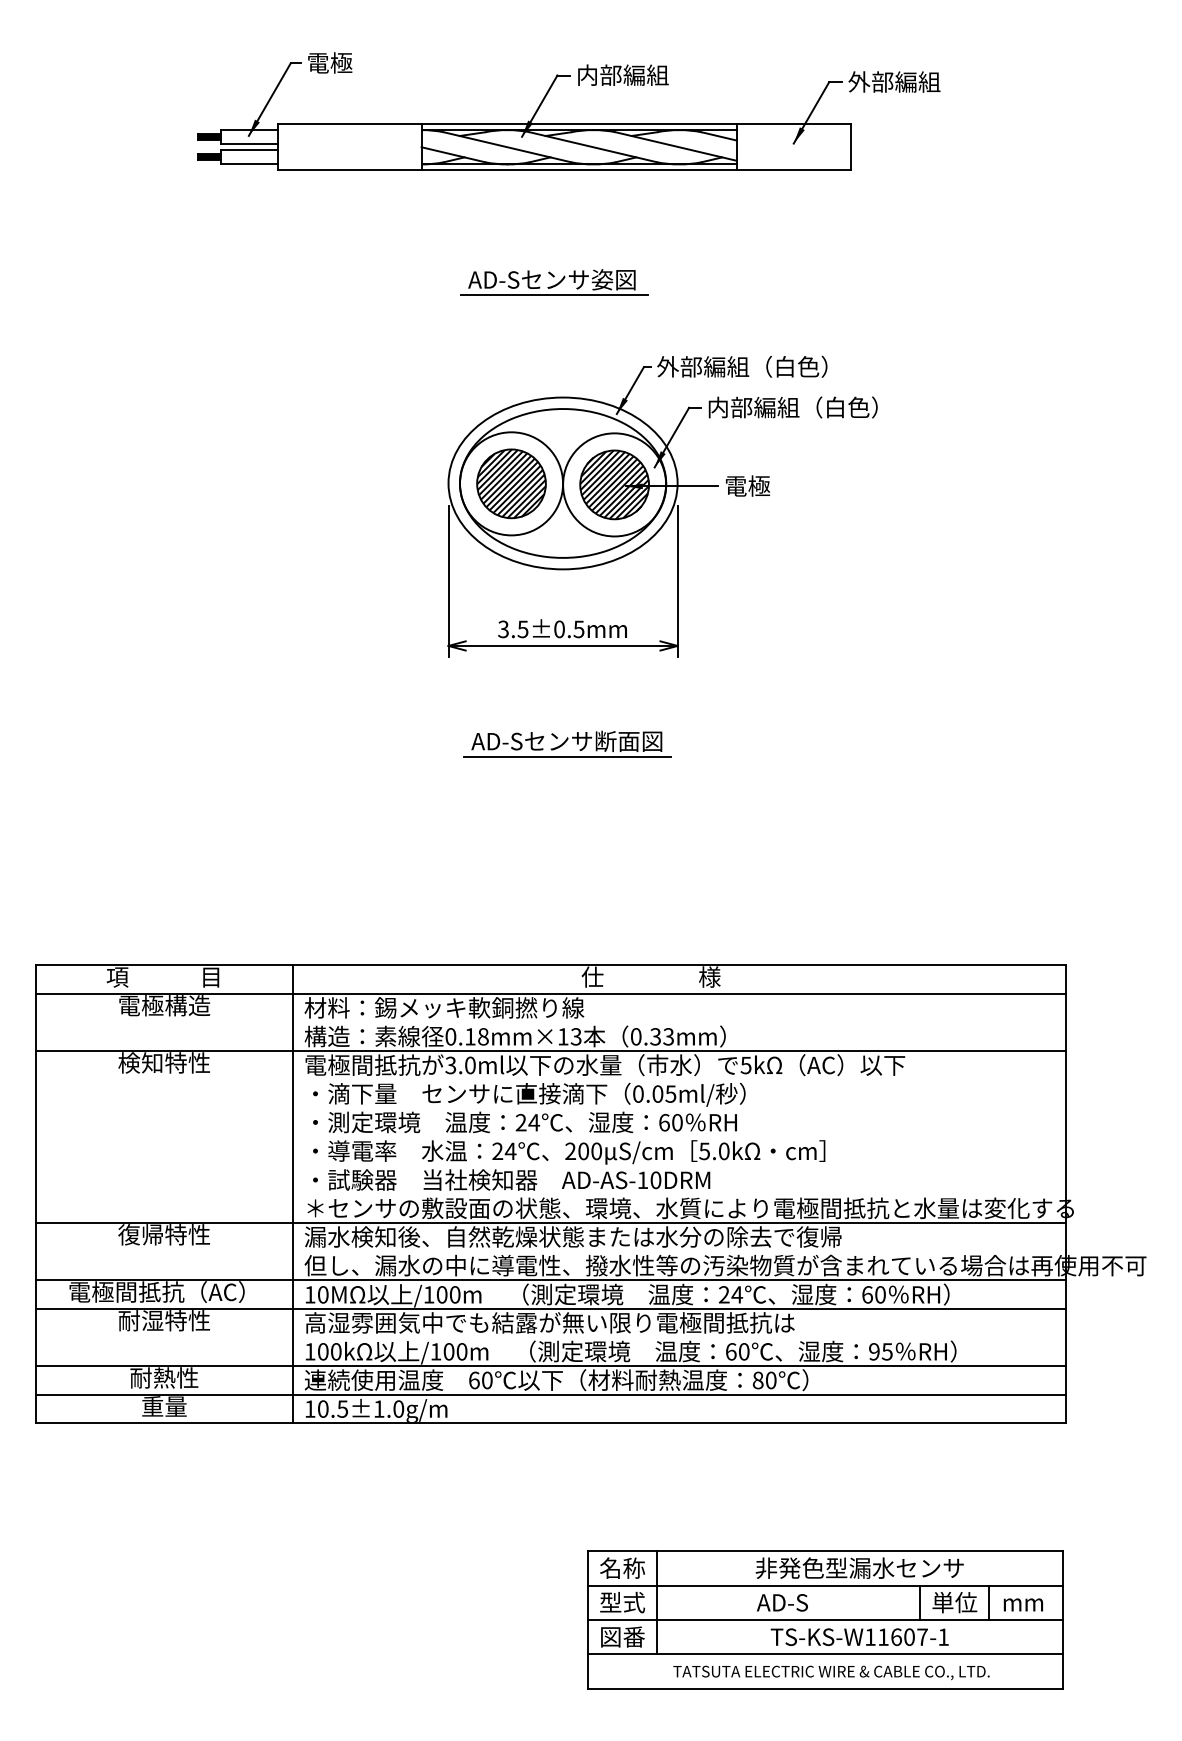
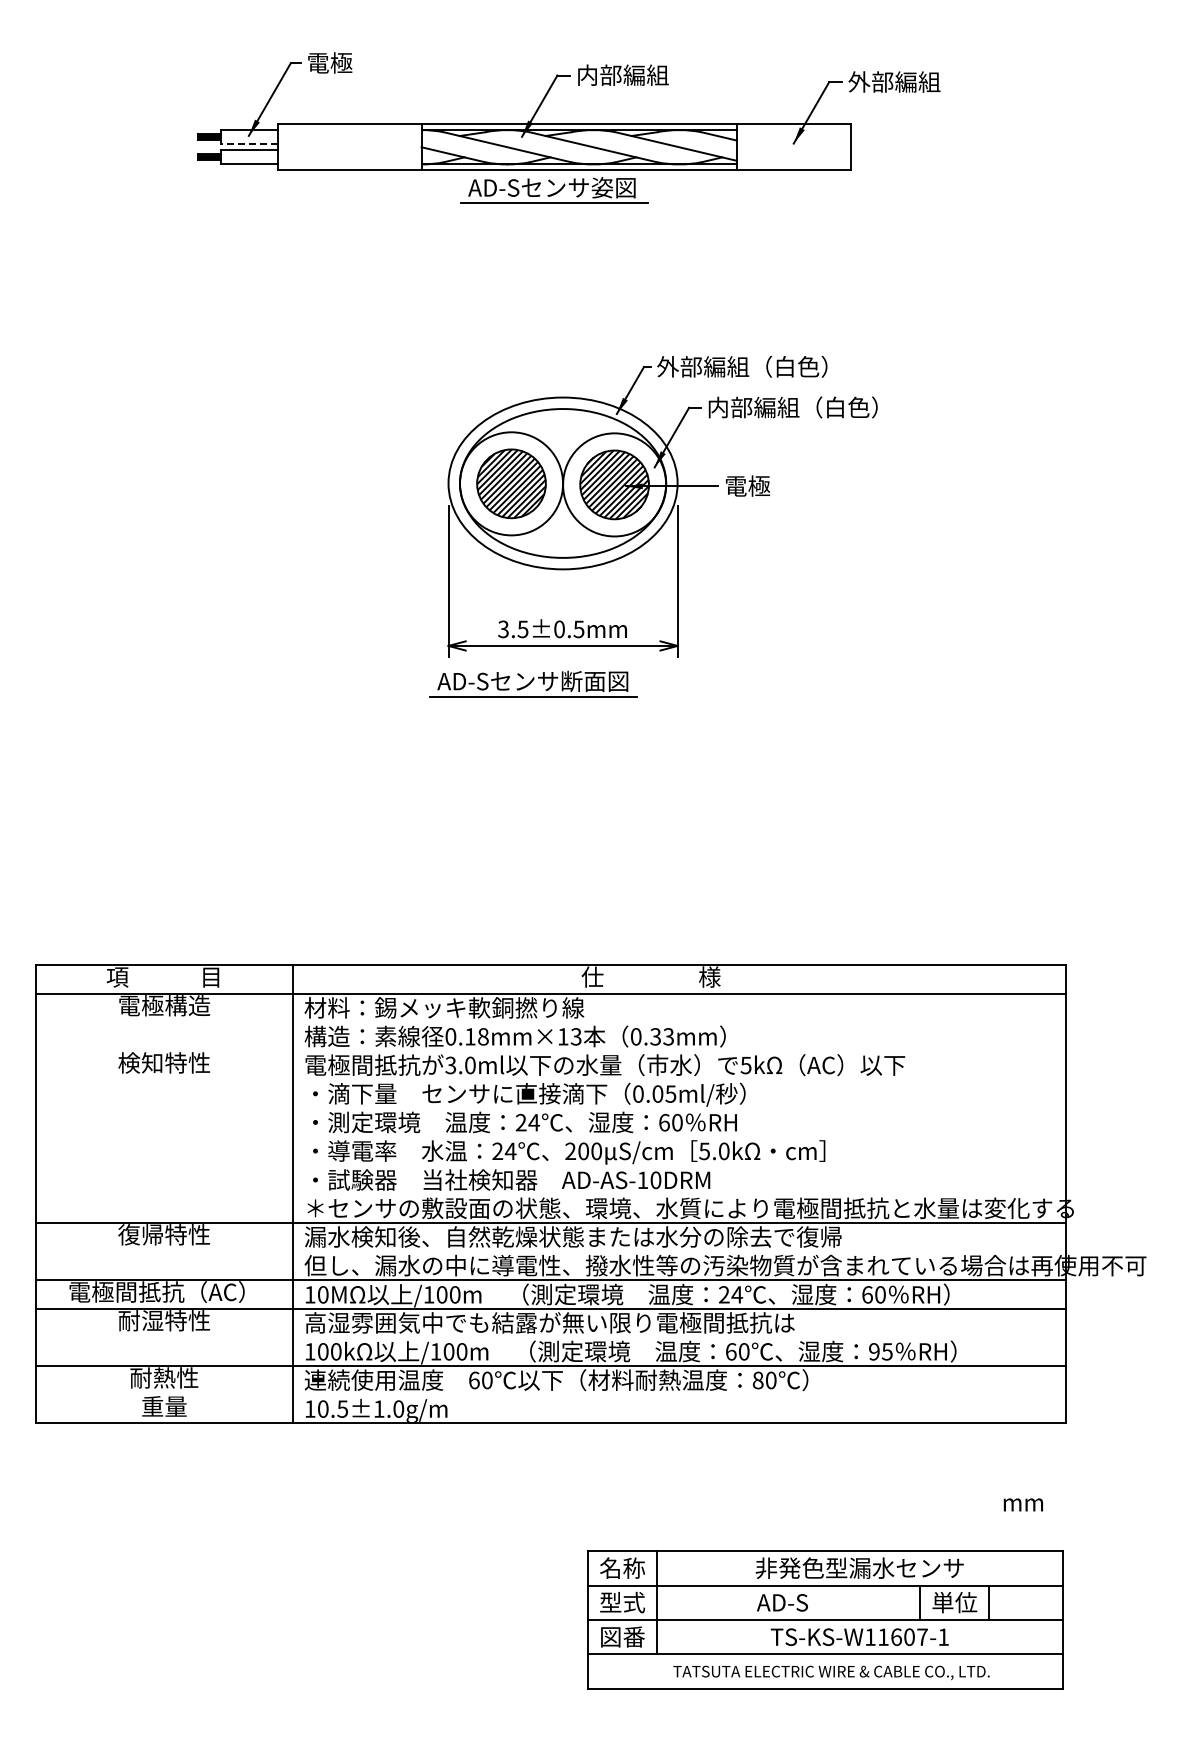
line: solid -> dashed (249, 144)
part position: (554, 282) -> (554, 190) (554, 190)
part position: (567, 743) -> (533, 683) (533, 683)
line: present -> none (550, 1051)
line: present -> none (550, 1394)
text position: (1022, 1604) -> (1022, 1504) (1022, 1504)
